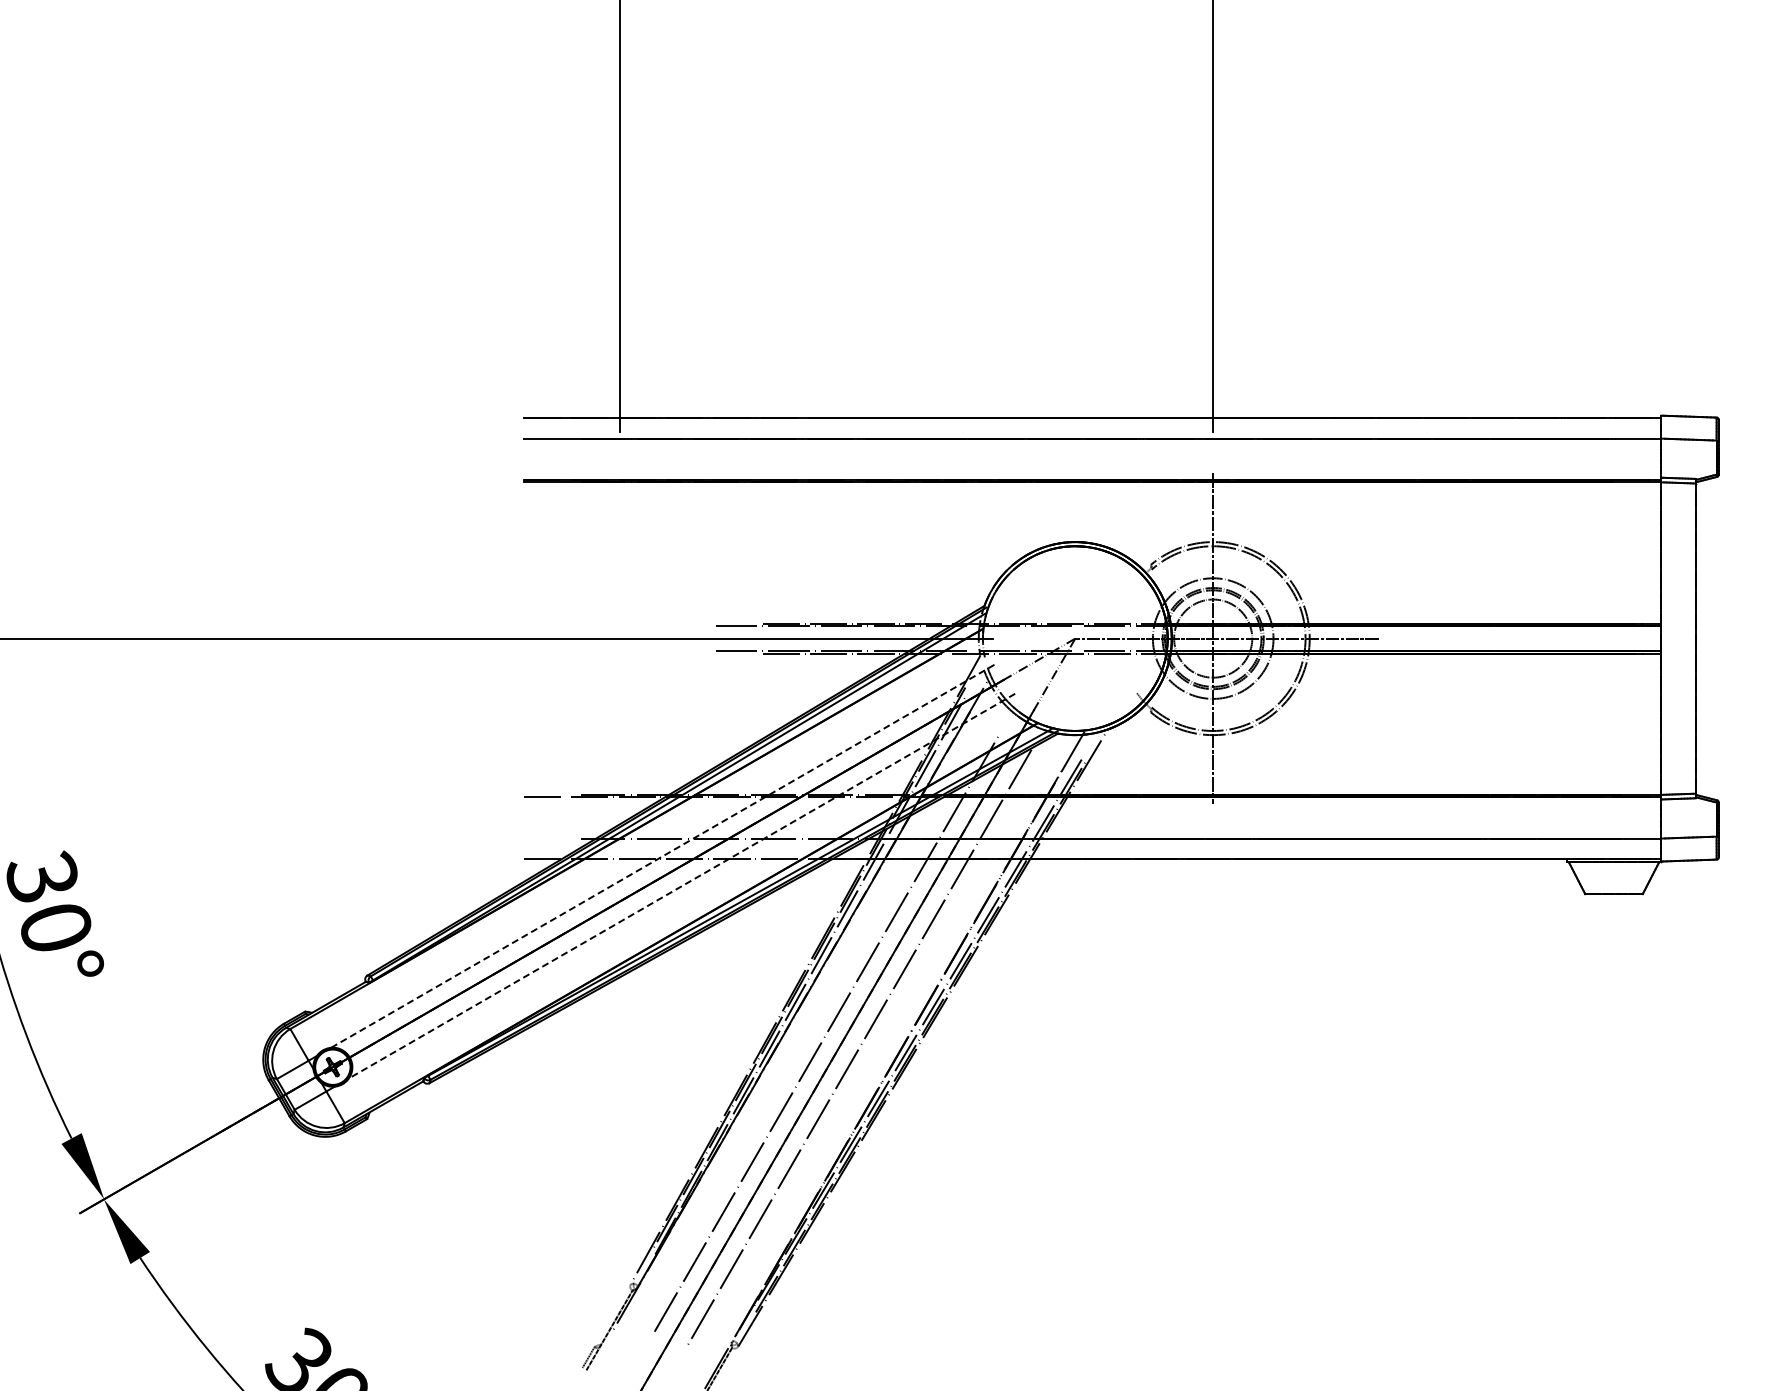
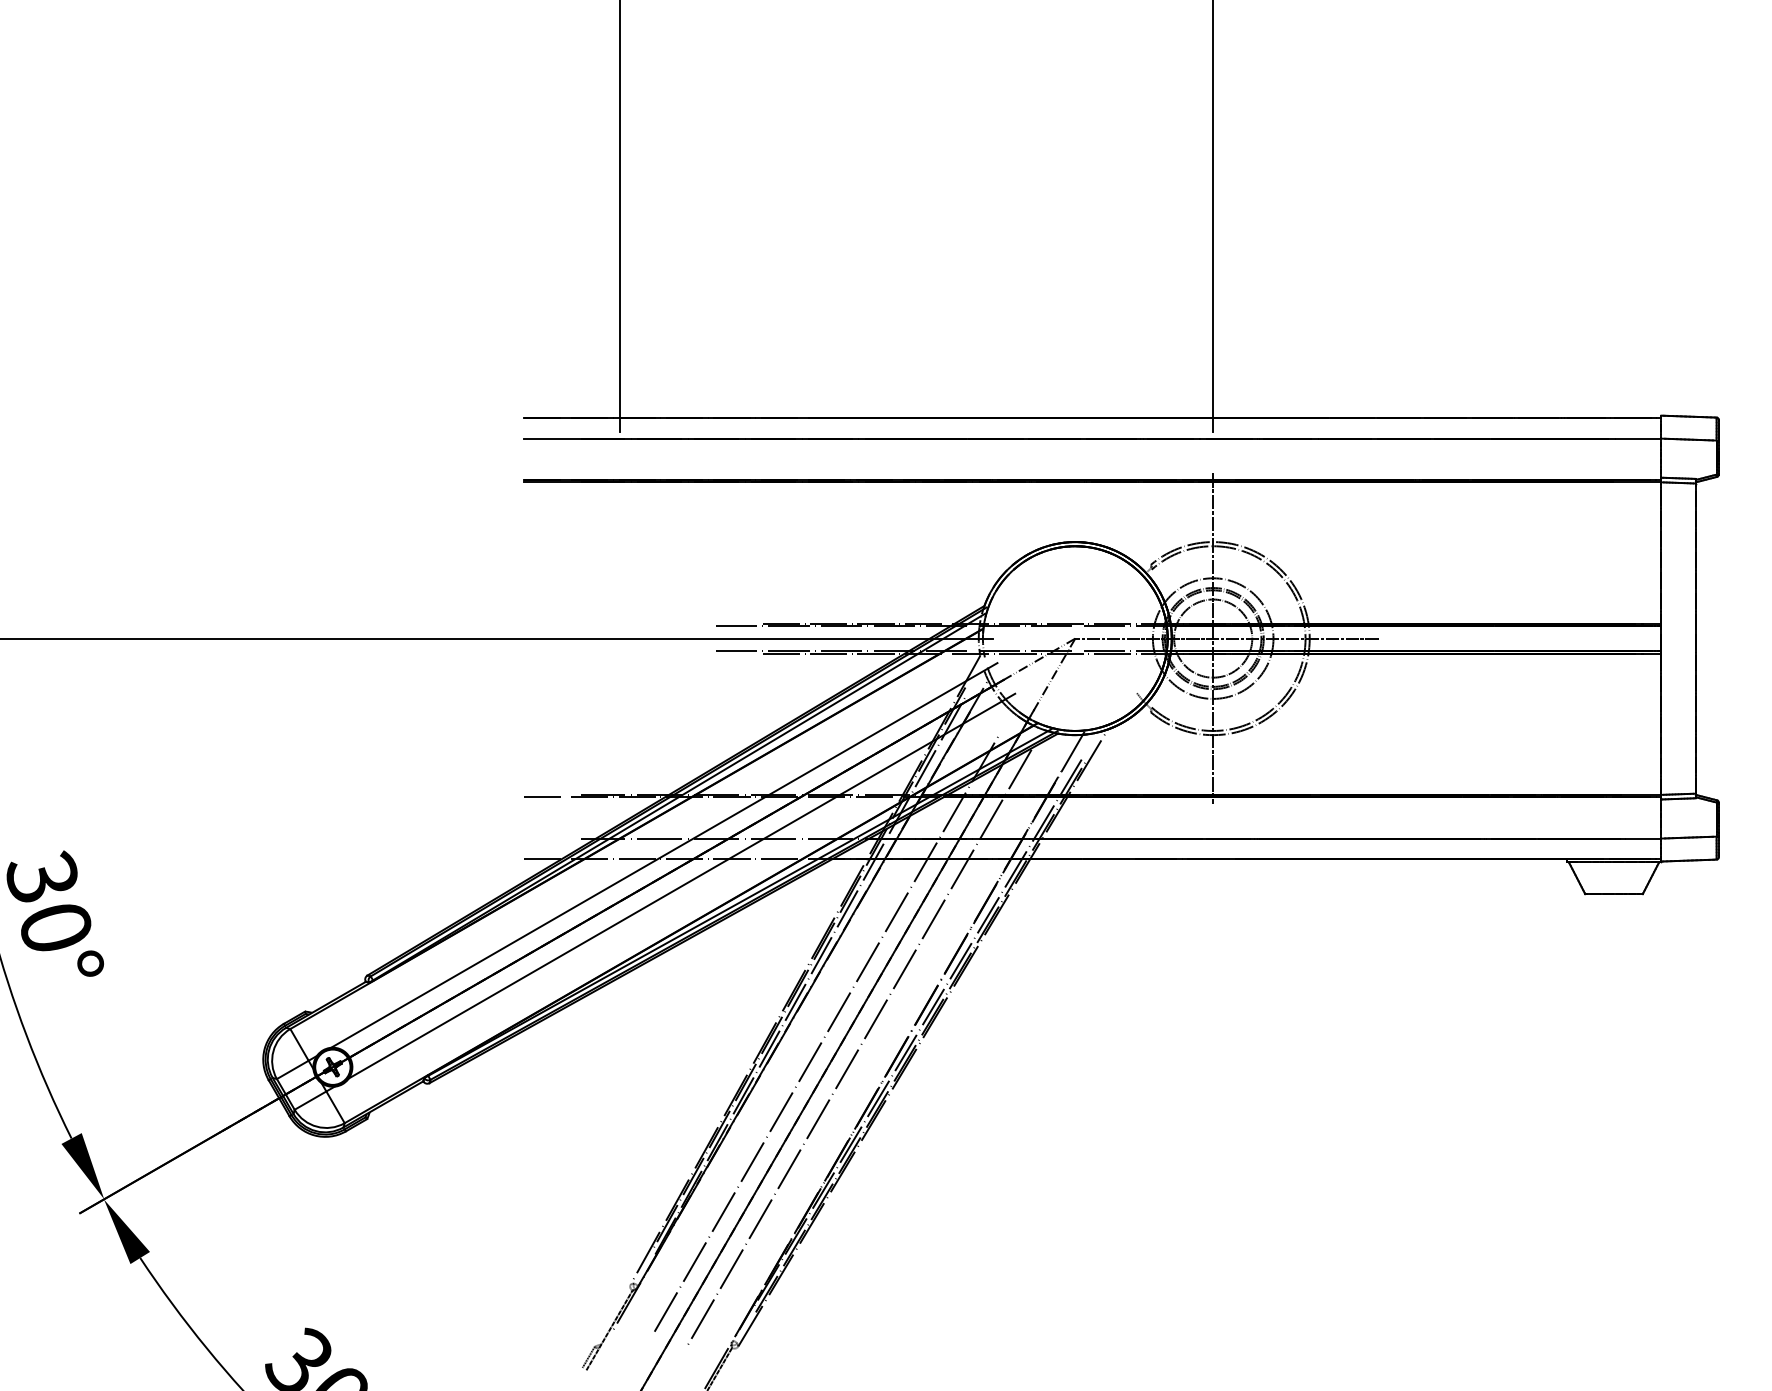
line: dashed -> solid (664, 855)
line: dashed -> solid (682, 886)
